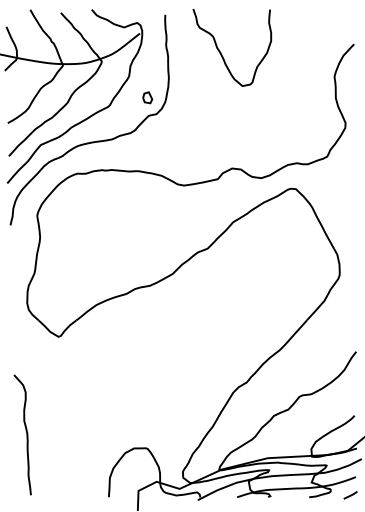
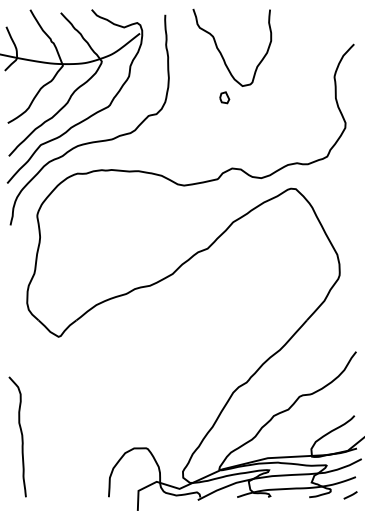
part position: (147, 97) -> (224, 97) (224, 97)
curve position: (26, 434) -> (21, 436) (21, 436)
